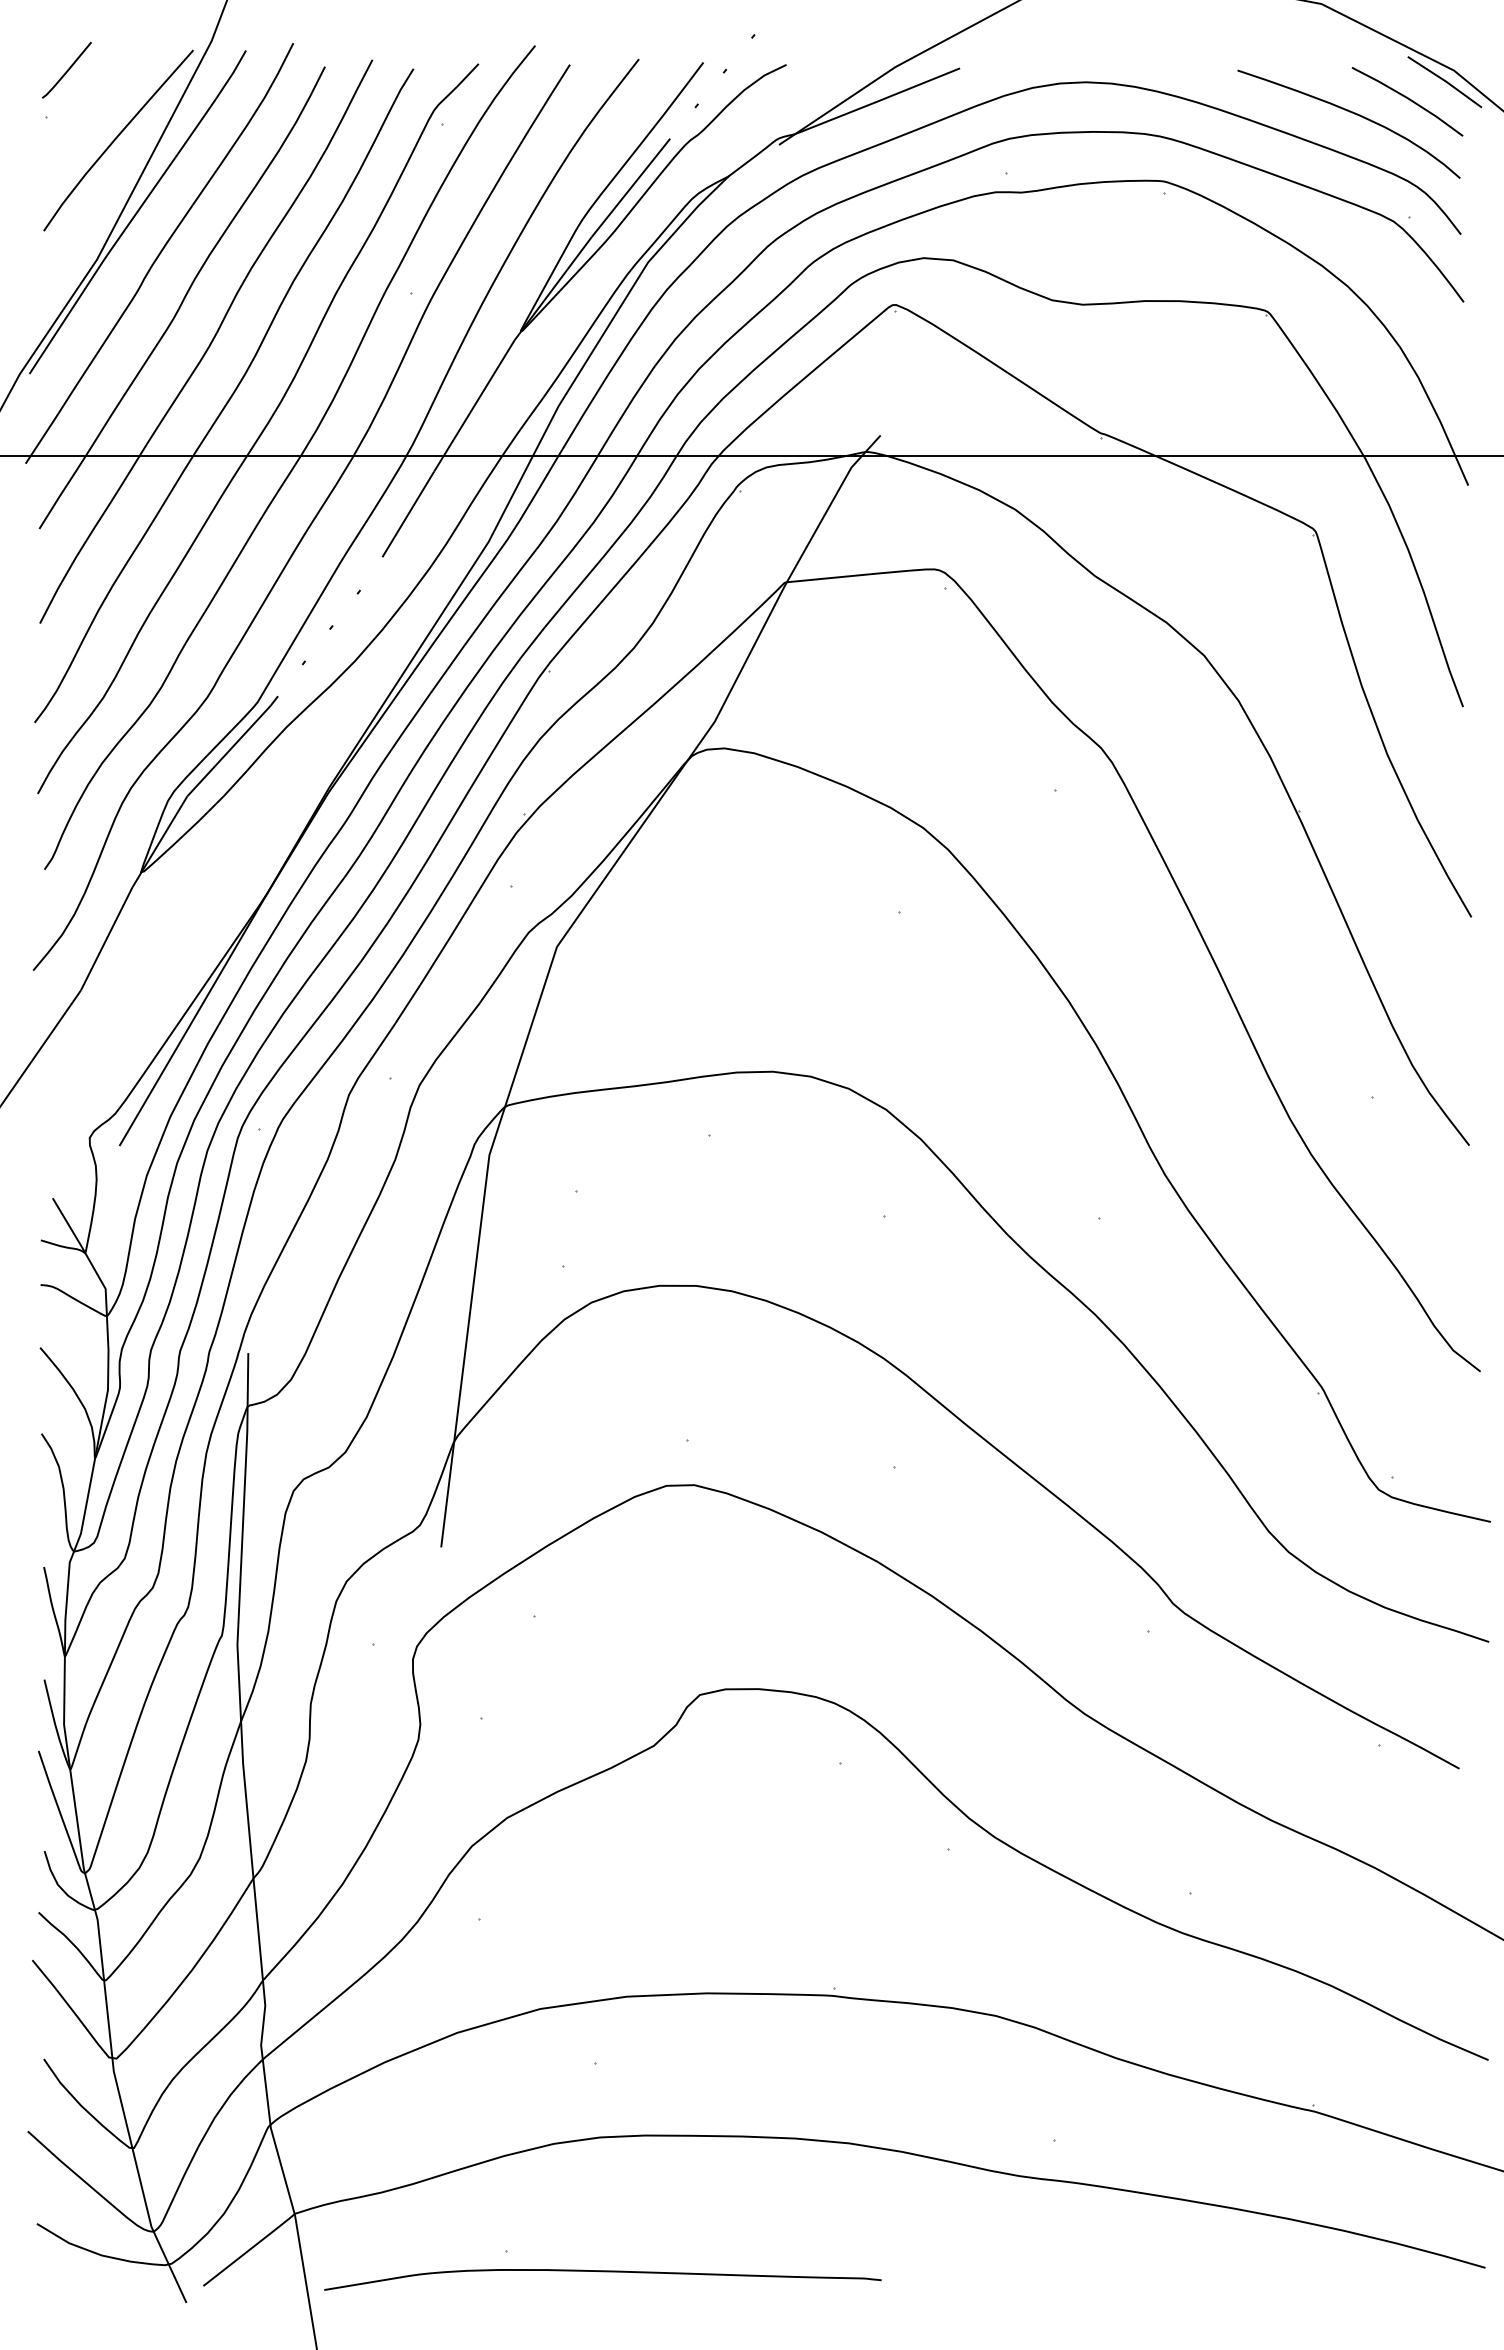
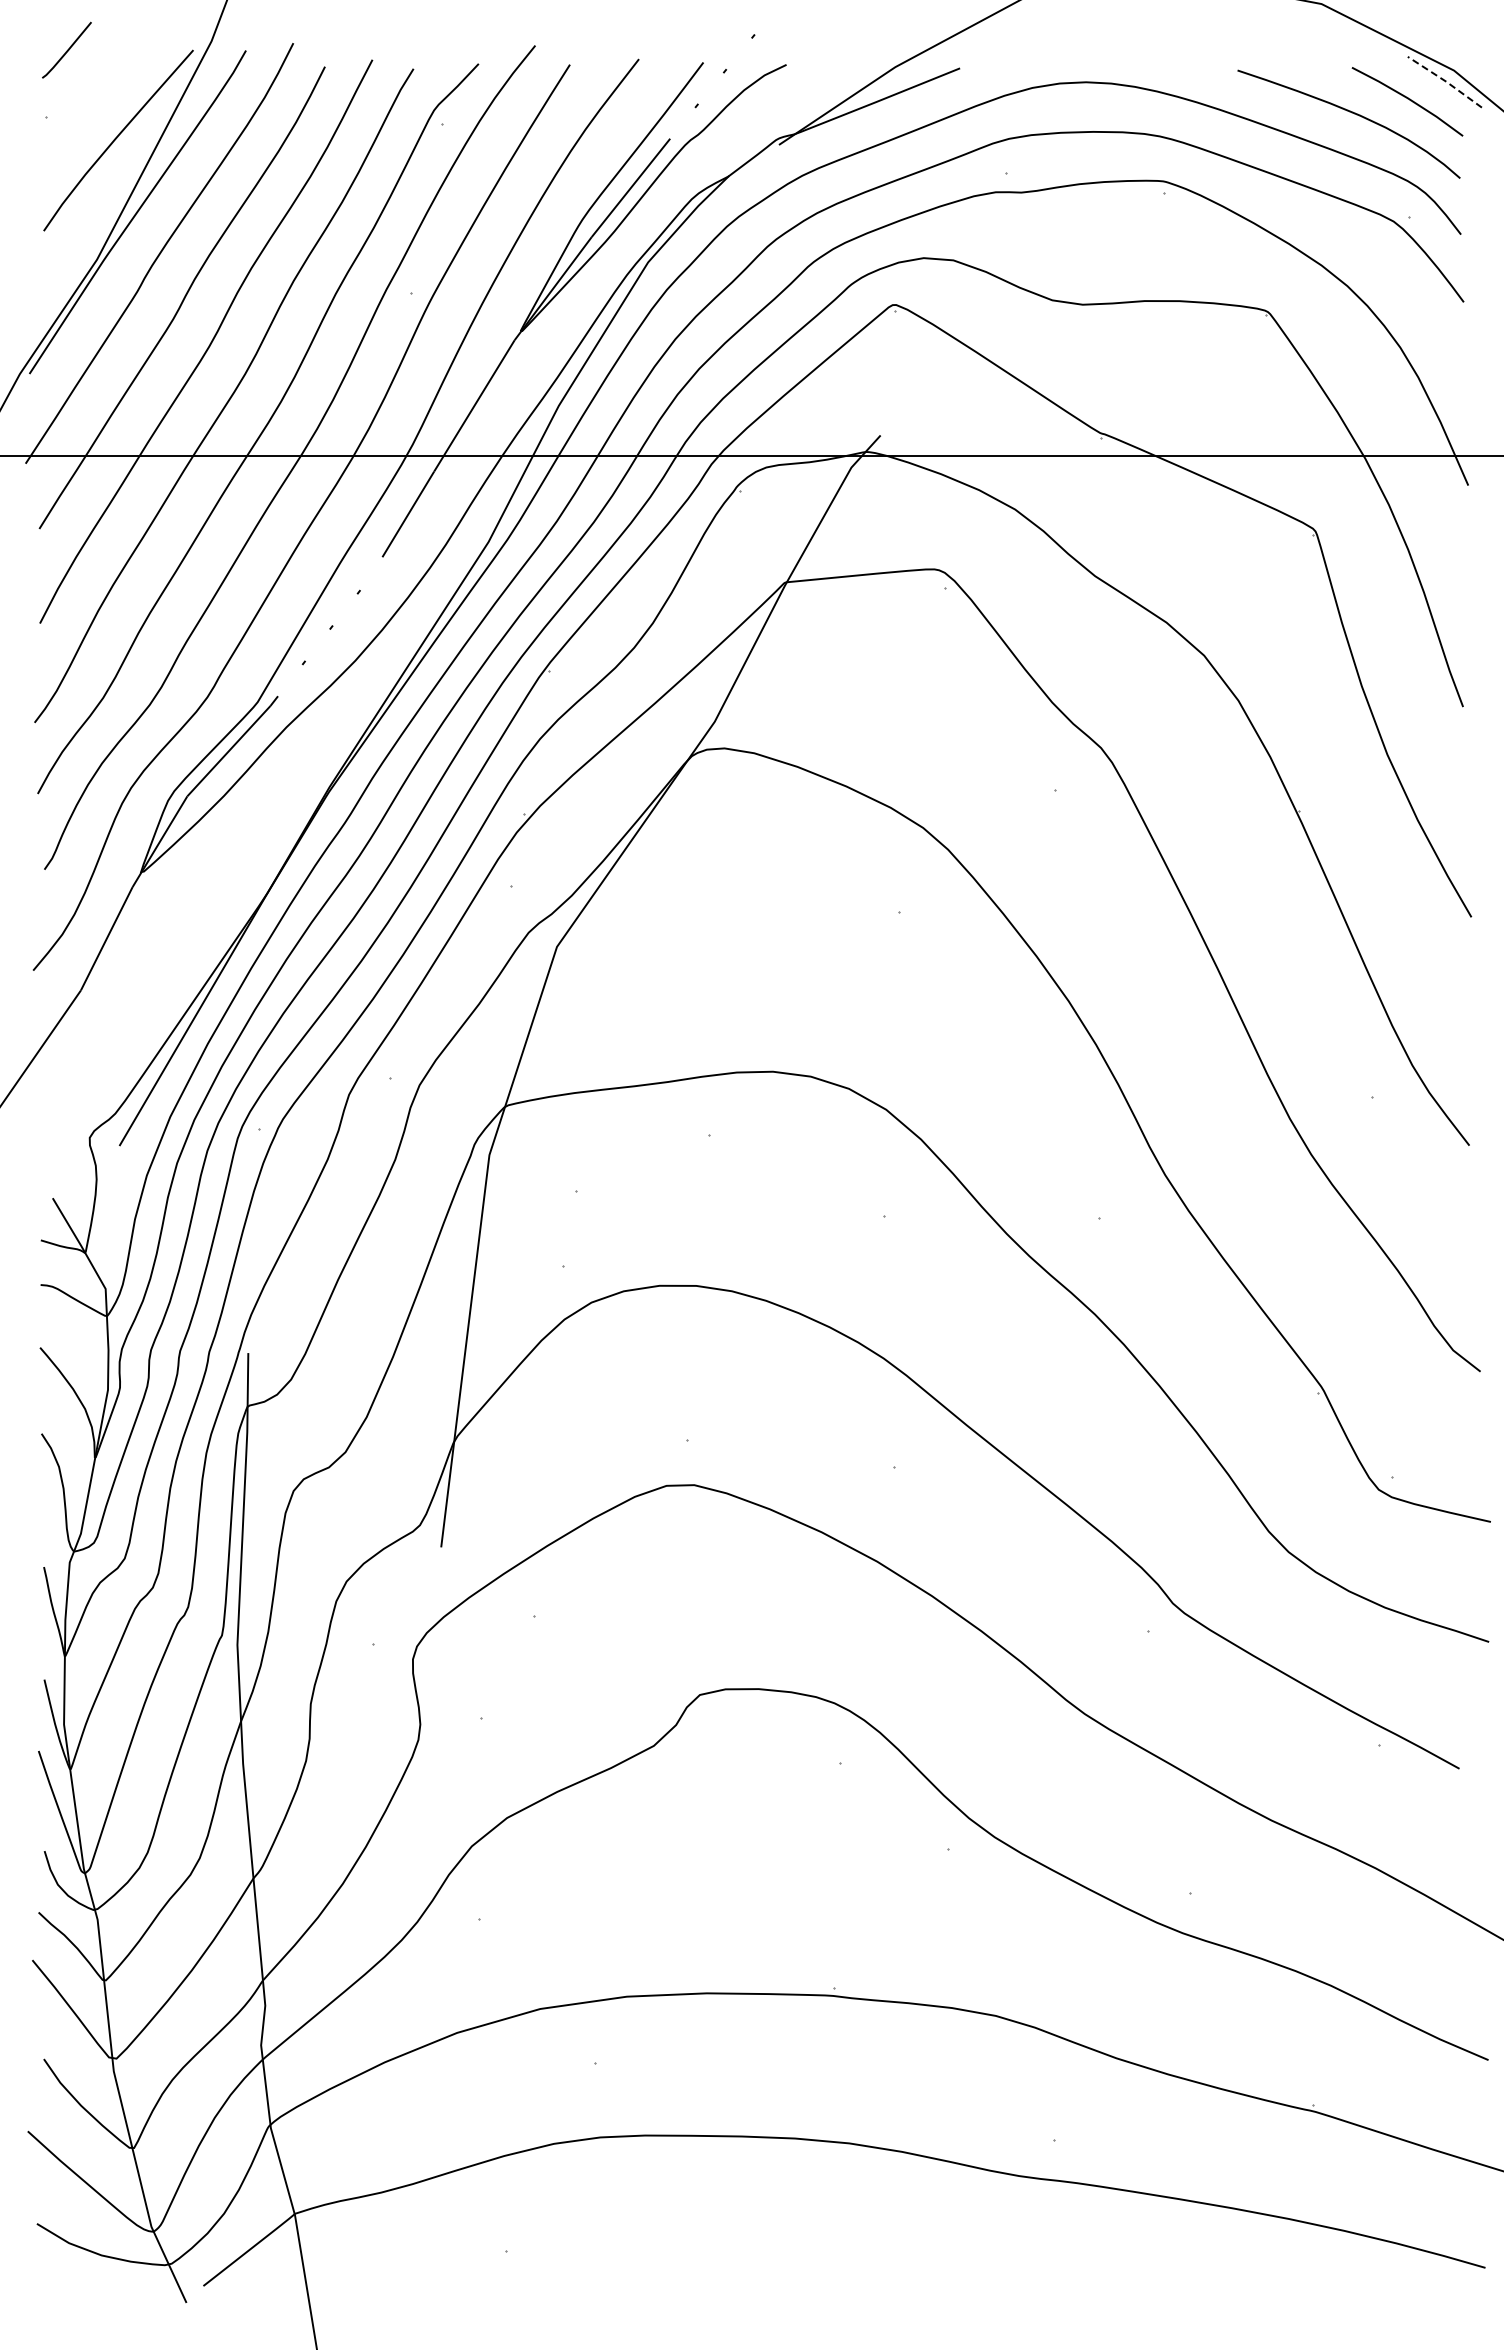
line position: (67, 69) -> (67, 49) (67, 49)
line: solid -> dashed (1446, 81)
curve: present -> none (602, 2272)
